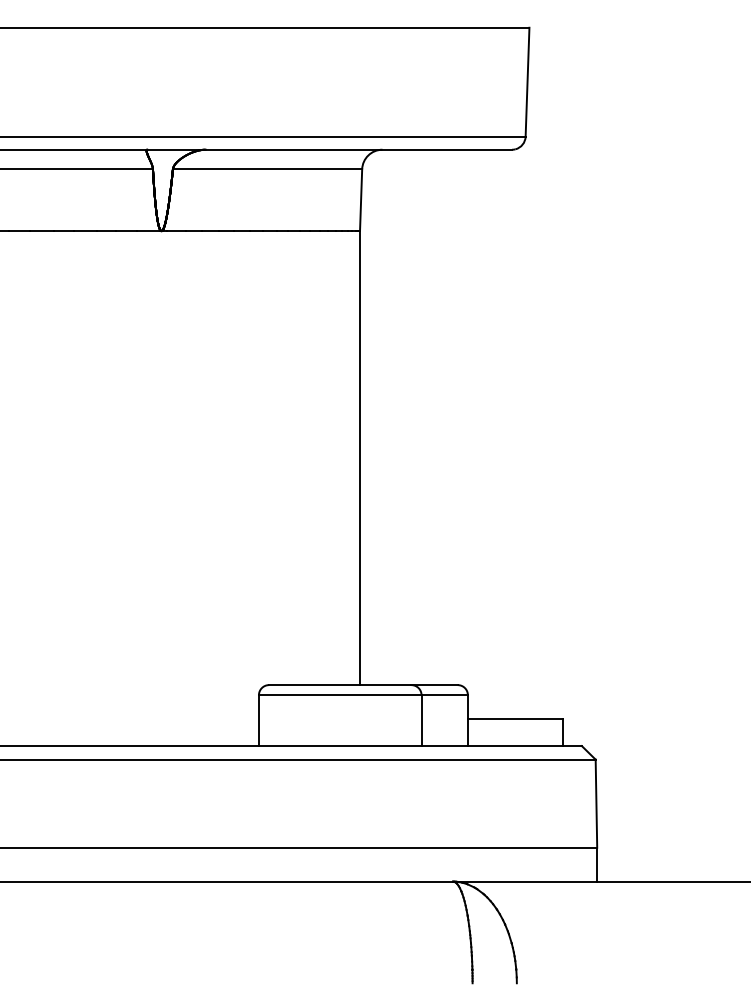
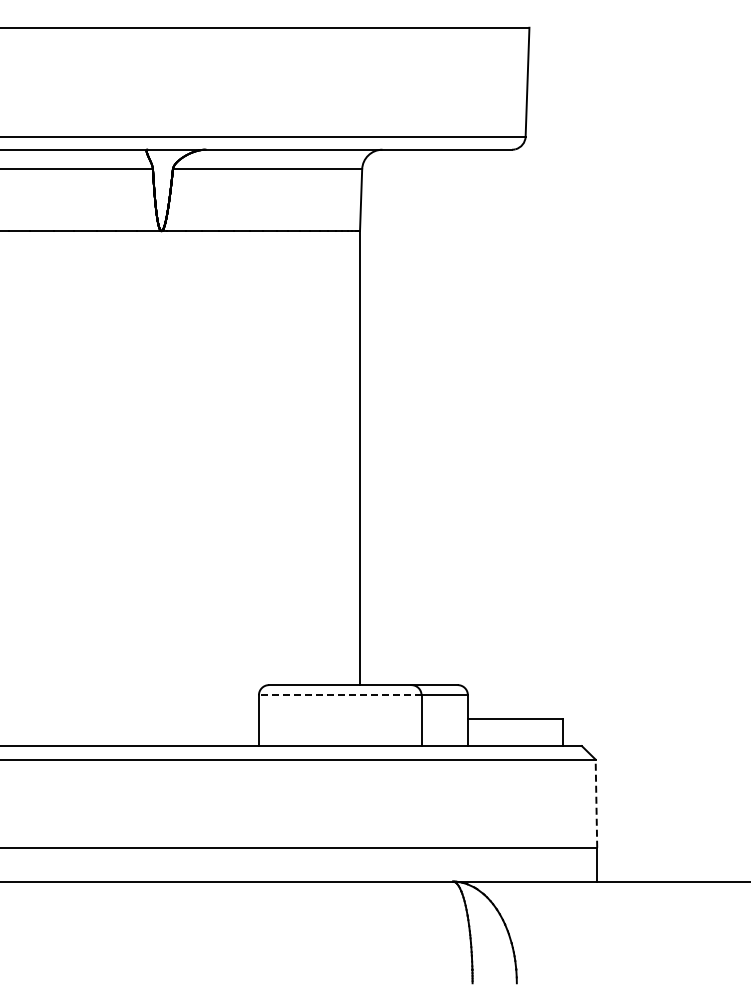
line: solid -> dashed (339, 695)
line: solid -> dashed (596, 803)
